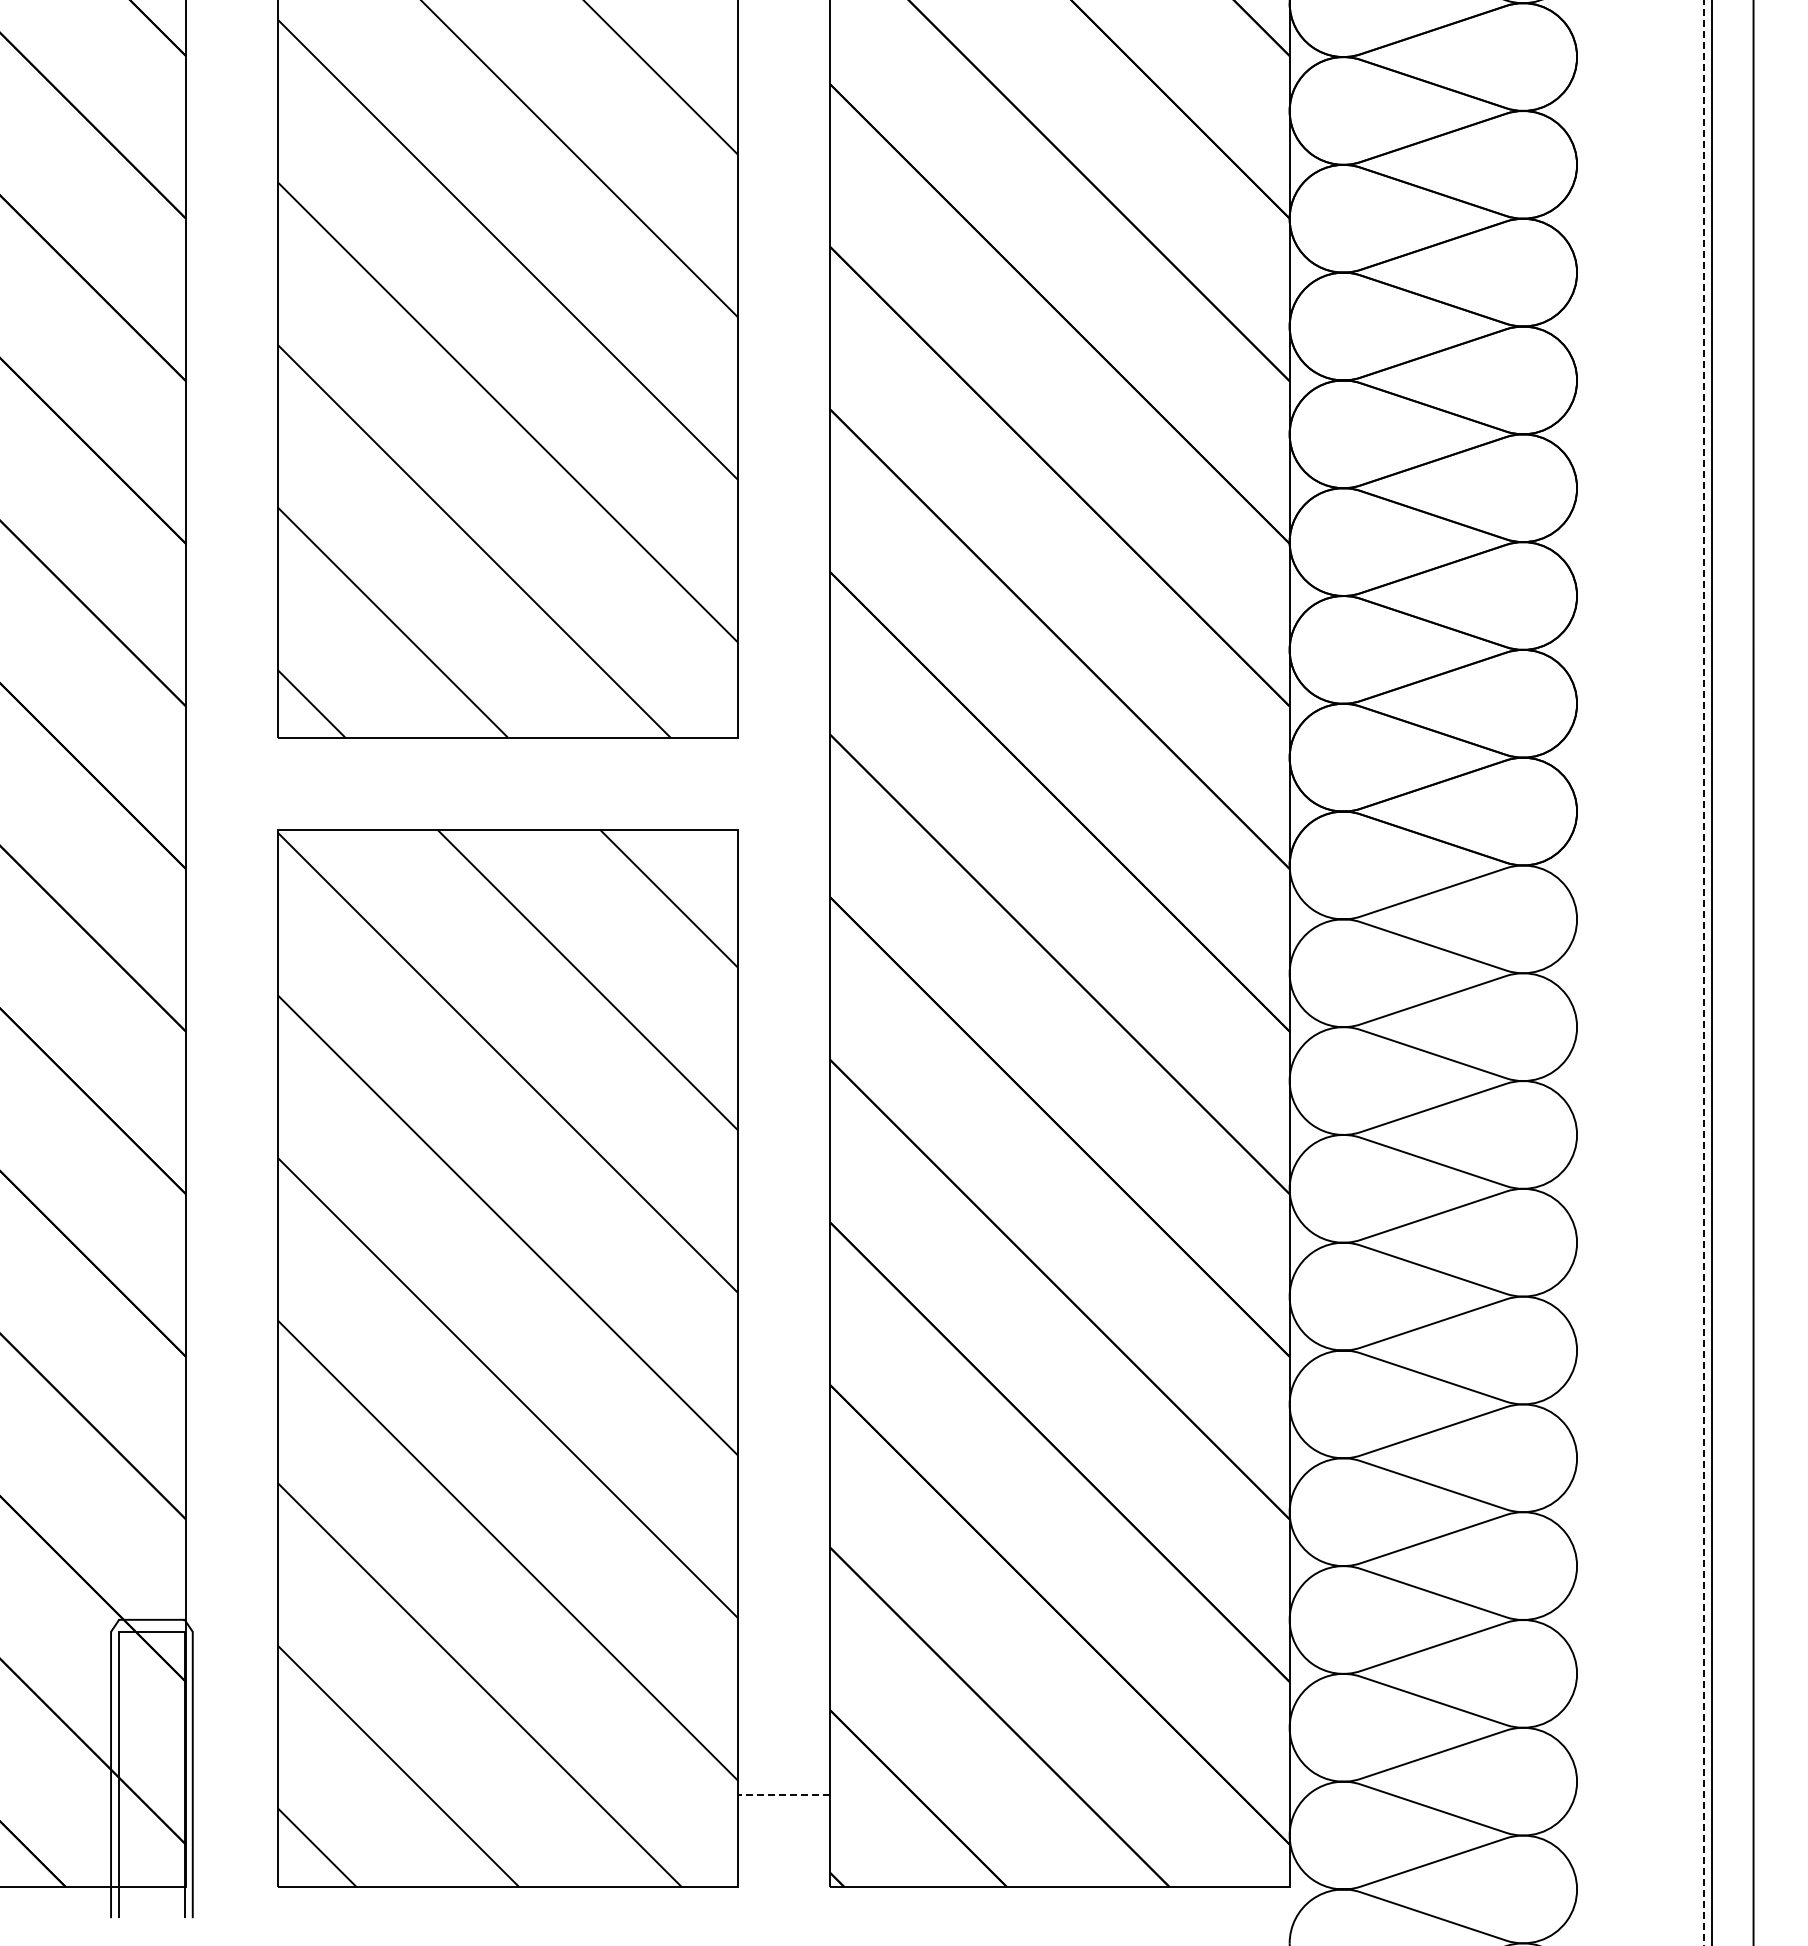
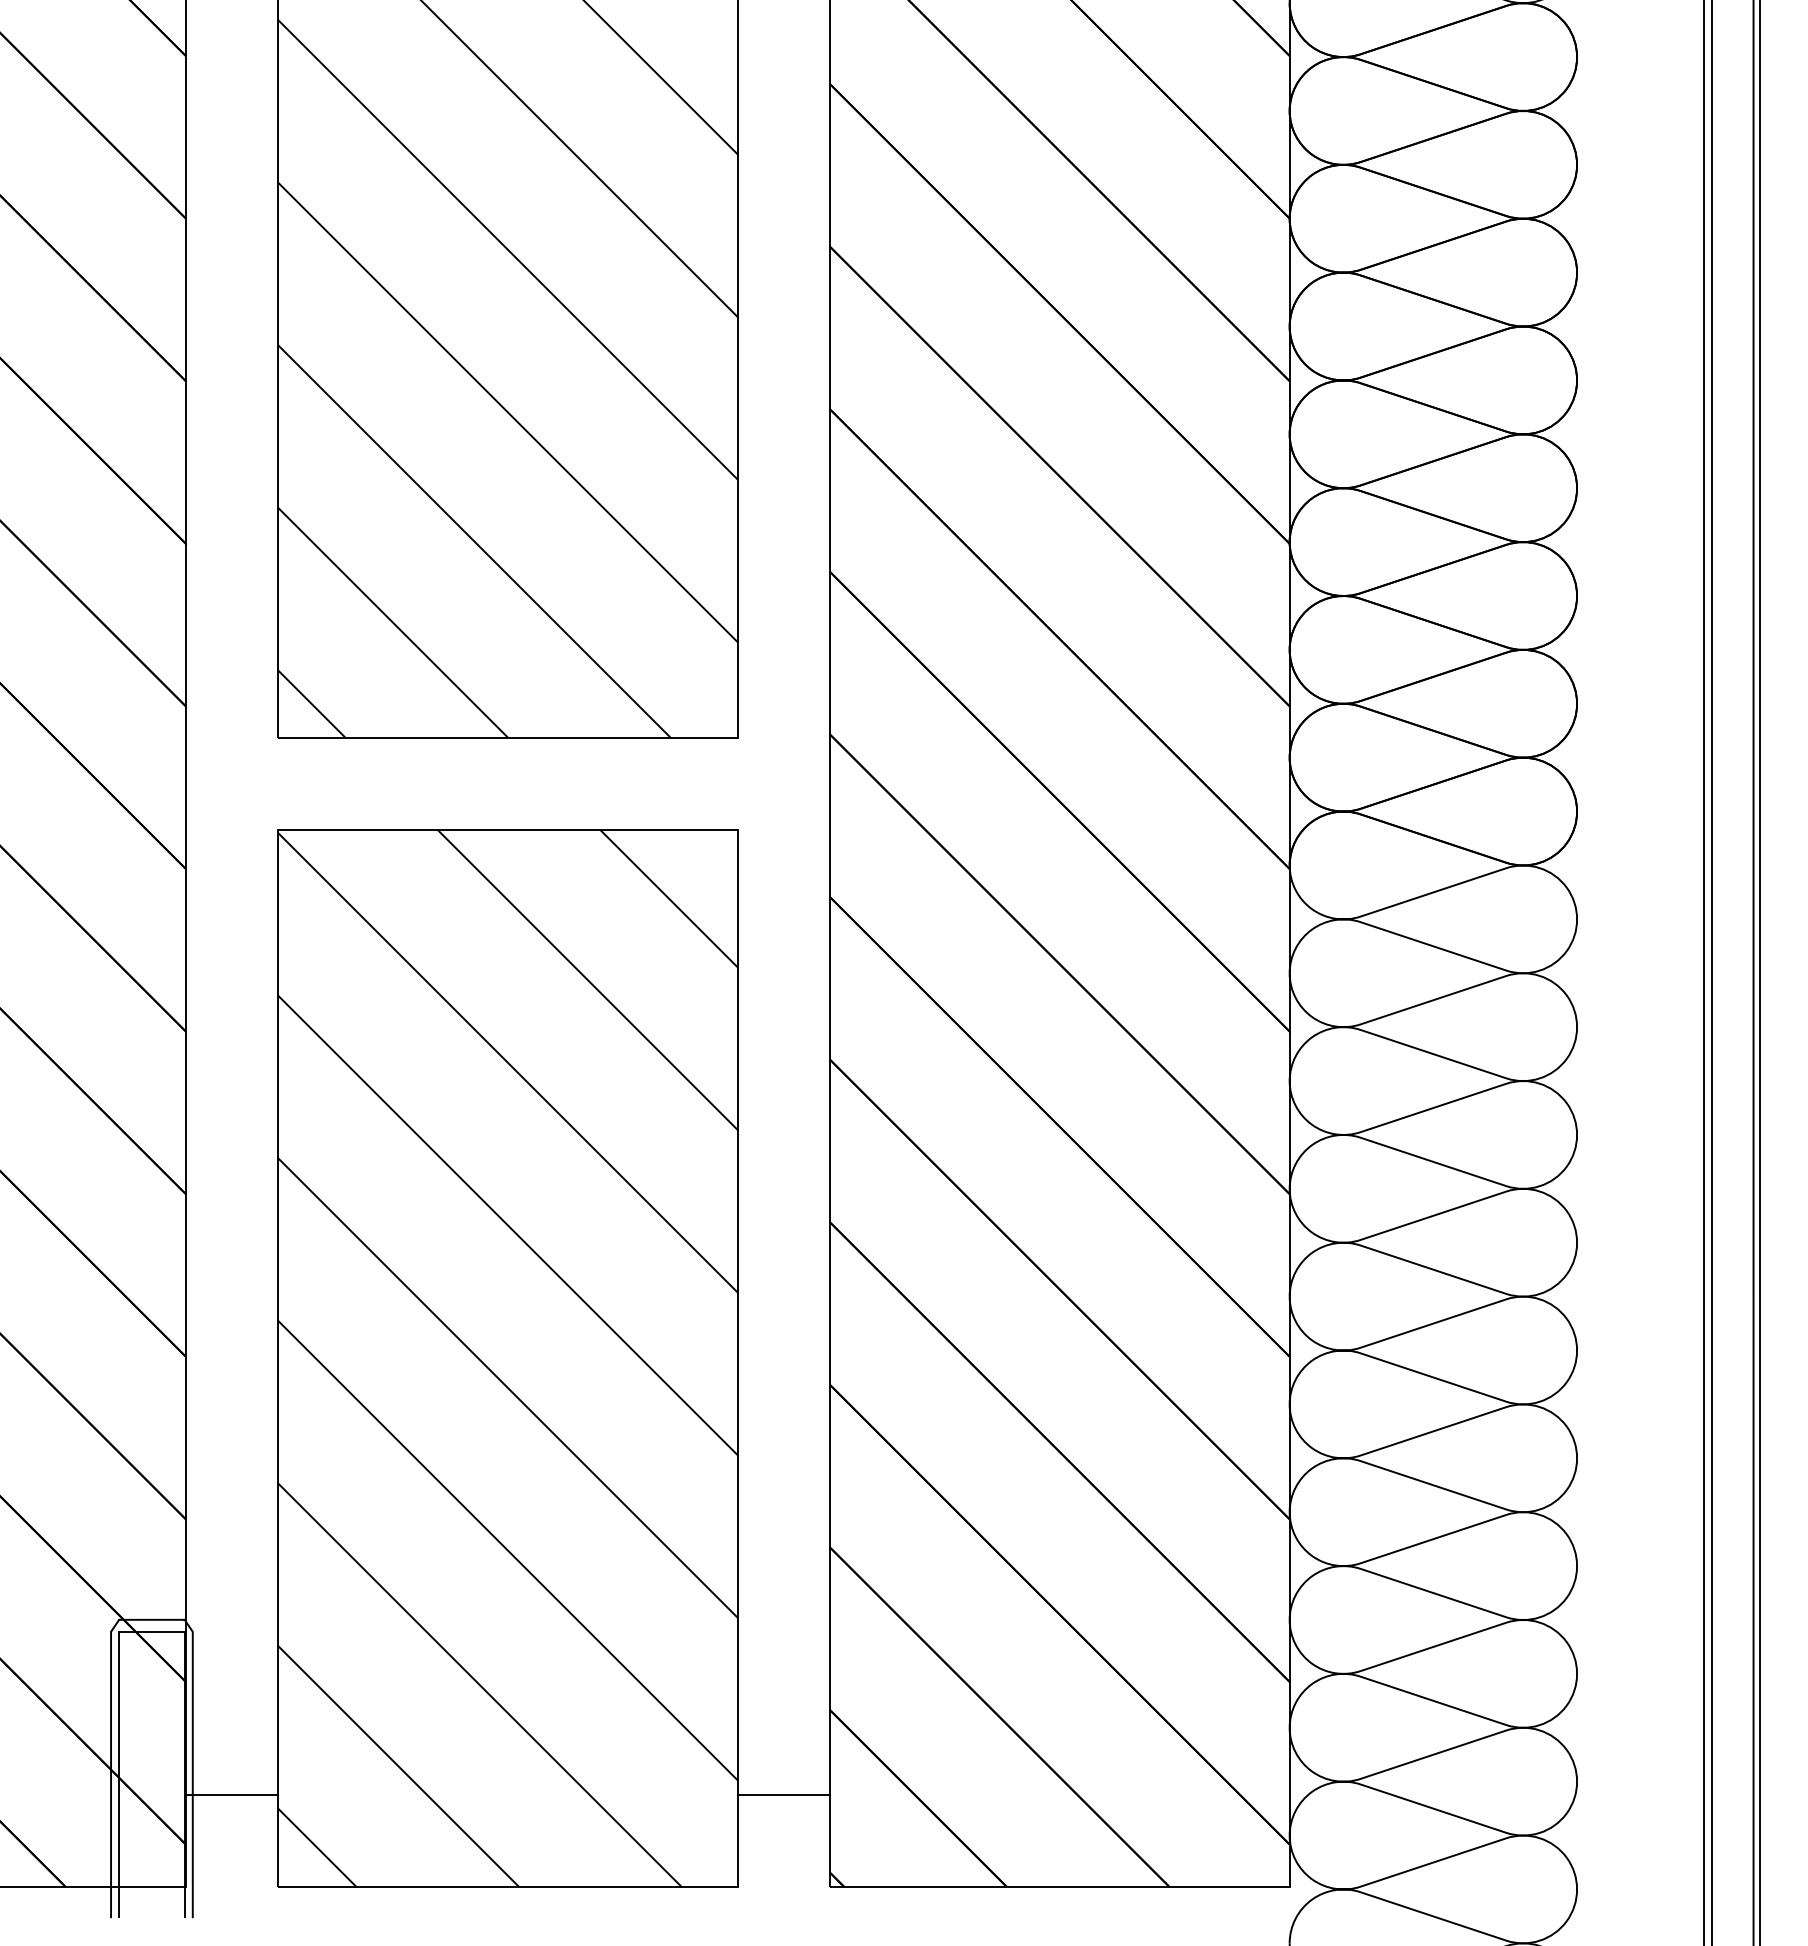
line: none -> present (1759, 972)
line: dashed -> solid (1703, 973)
line: none -> present (231, 1795)
line: dashed -> solid (783, 1795)
